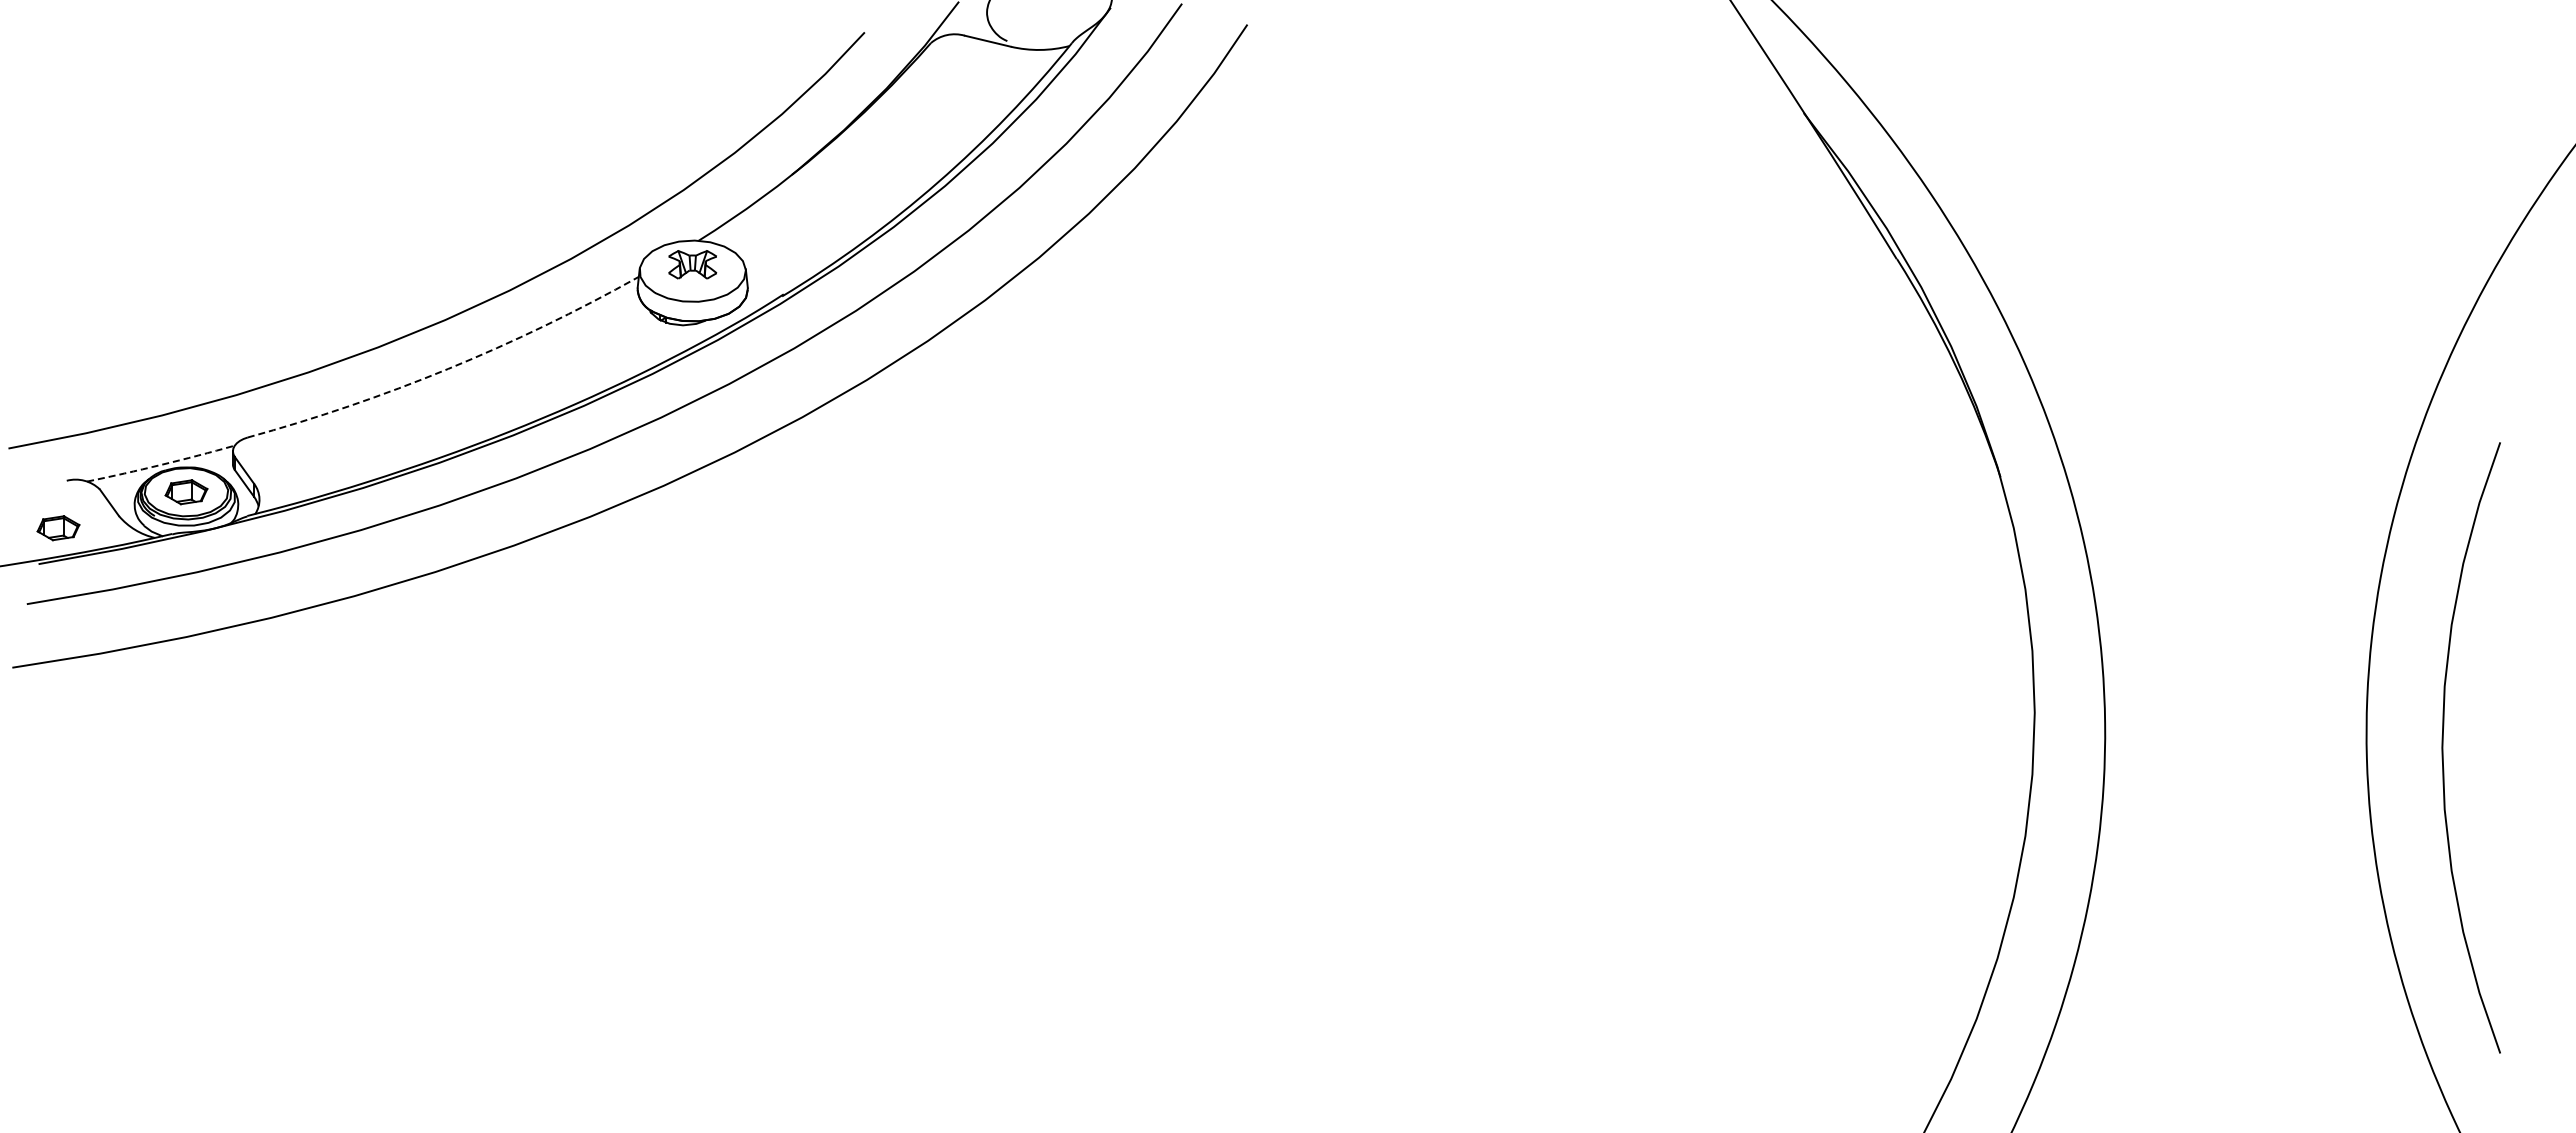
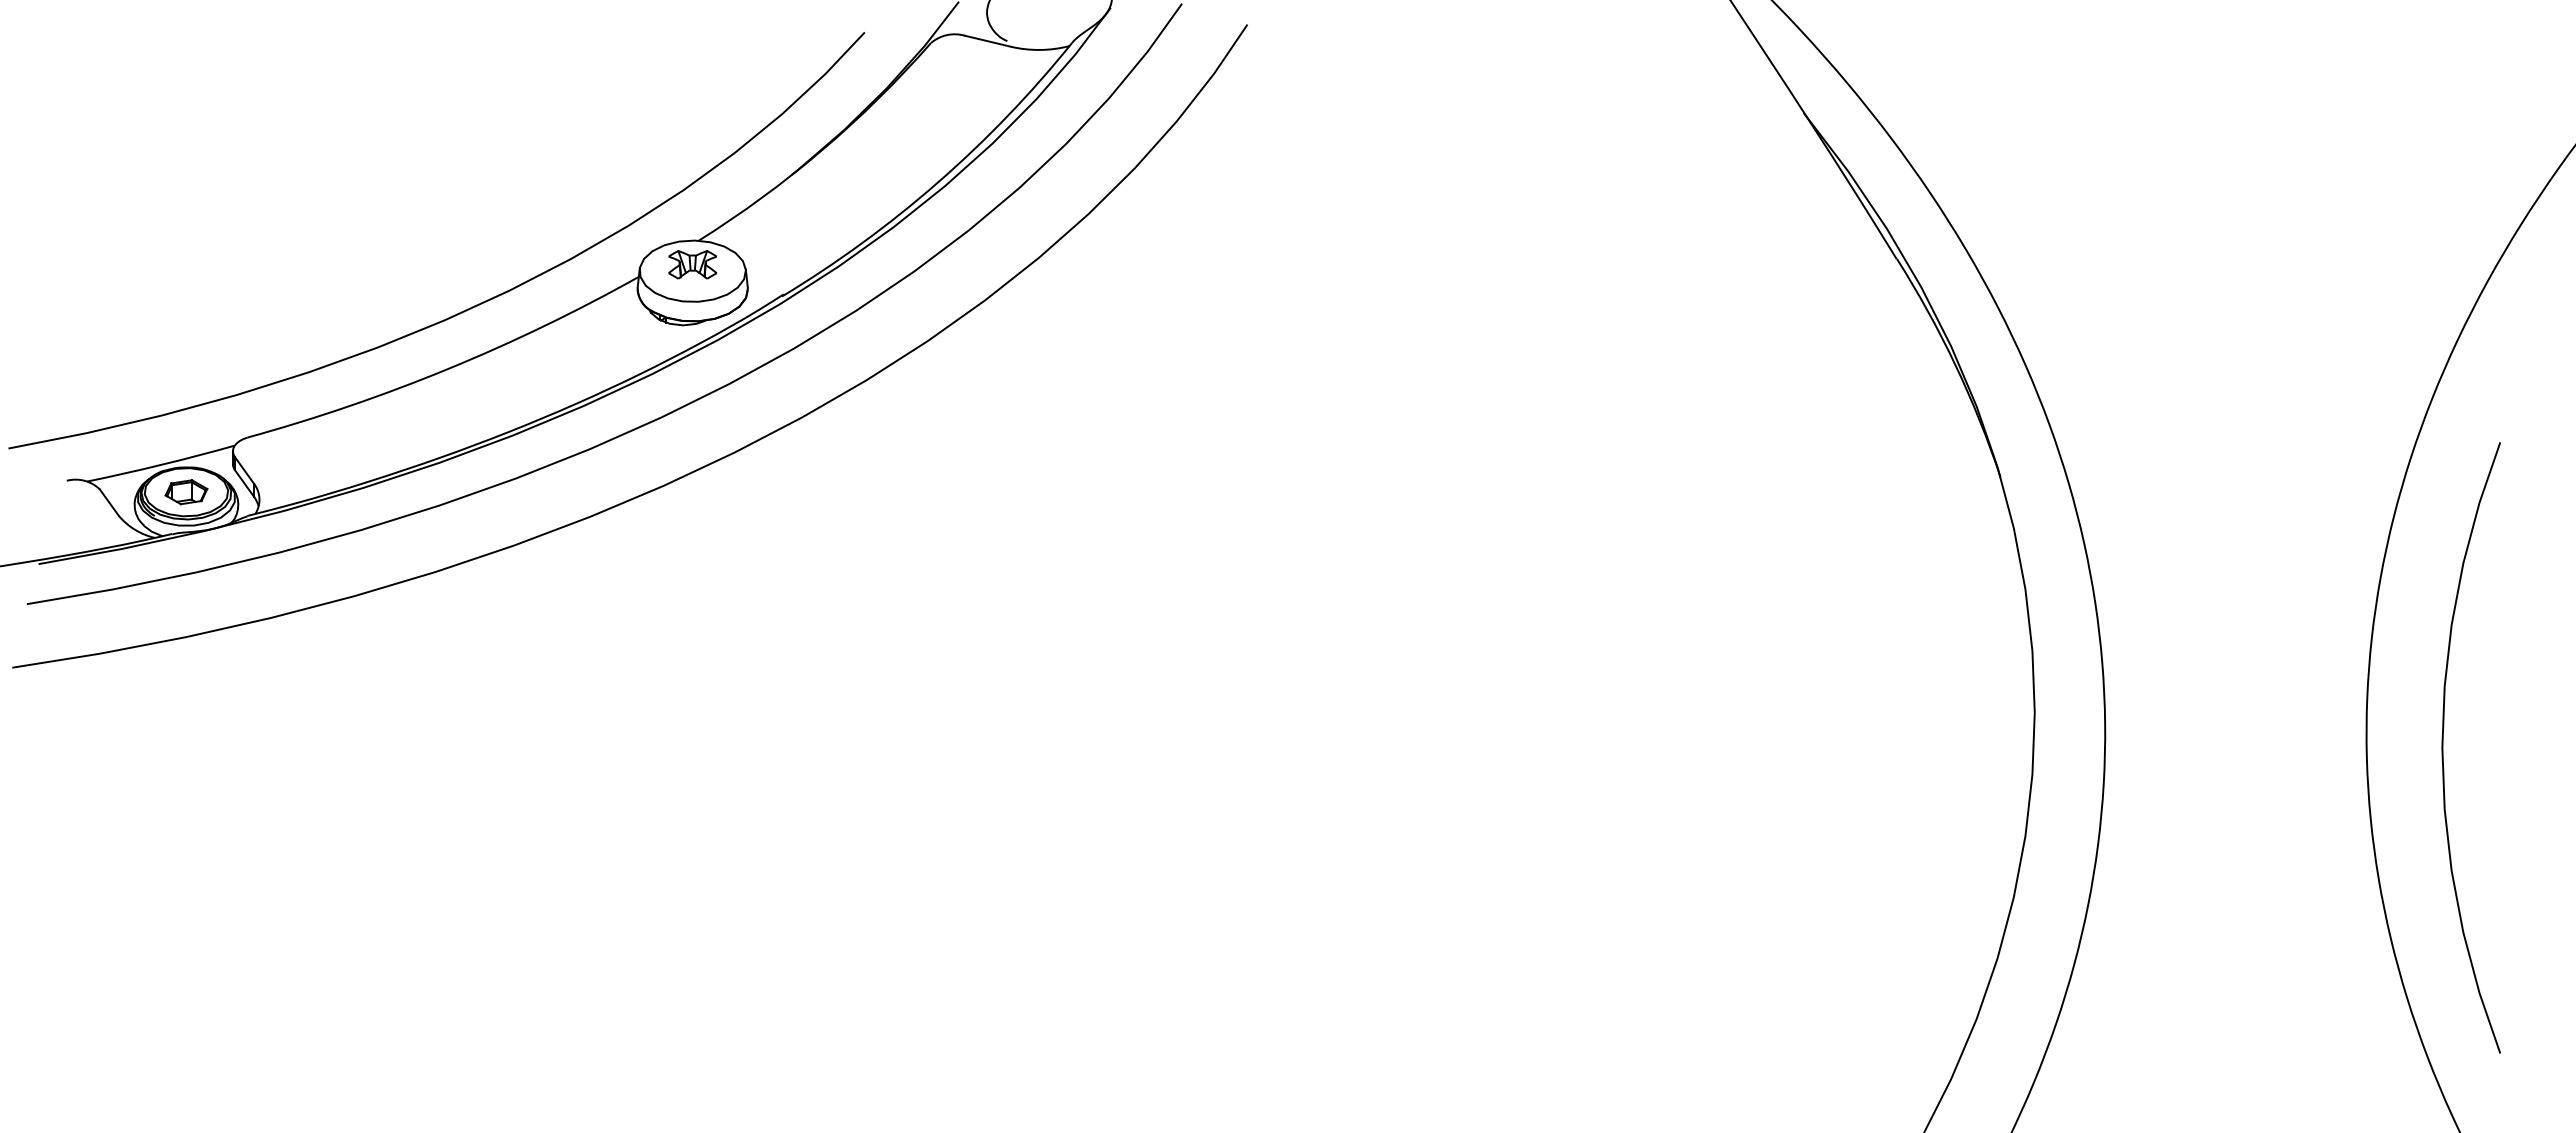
arc: dashed -> solid (448, 368)
arc: dashed -> solid (161, 464)
part: present -> none (58, 528)
